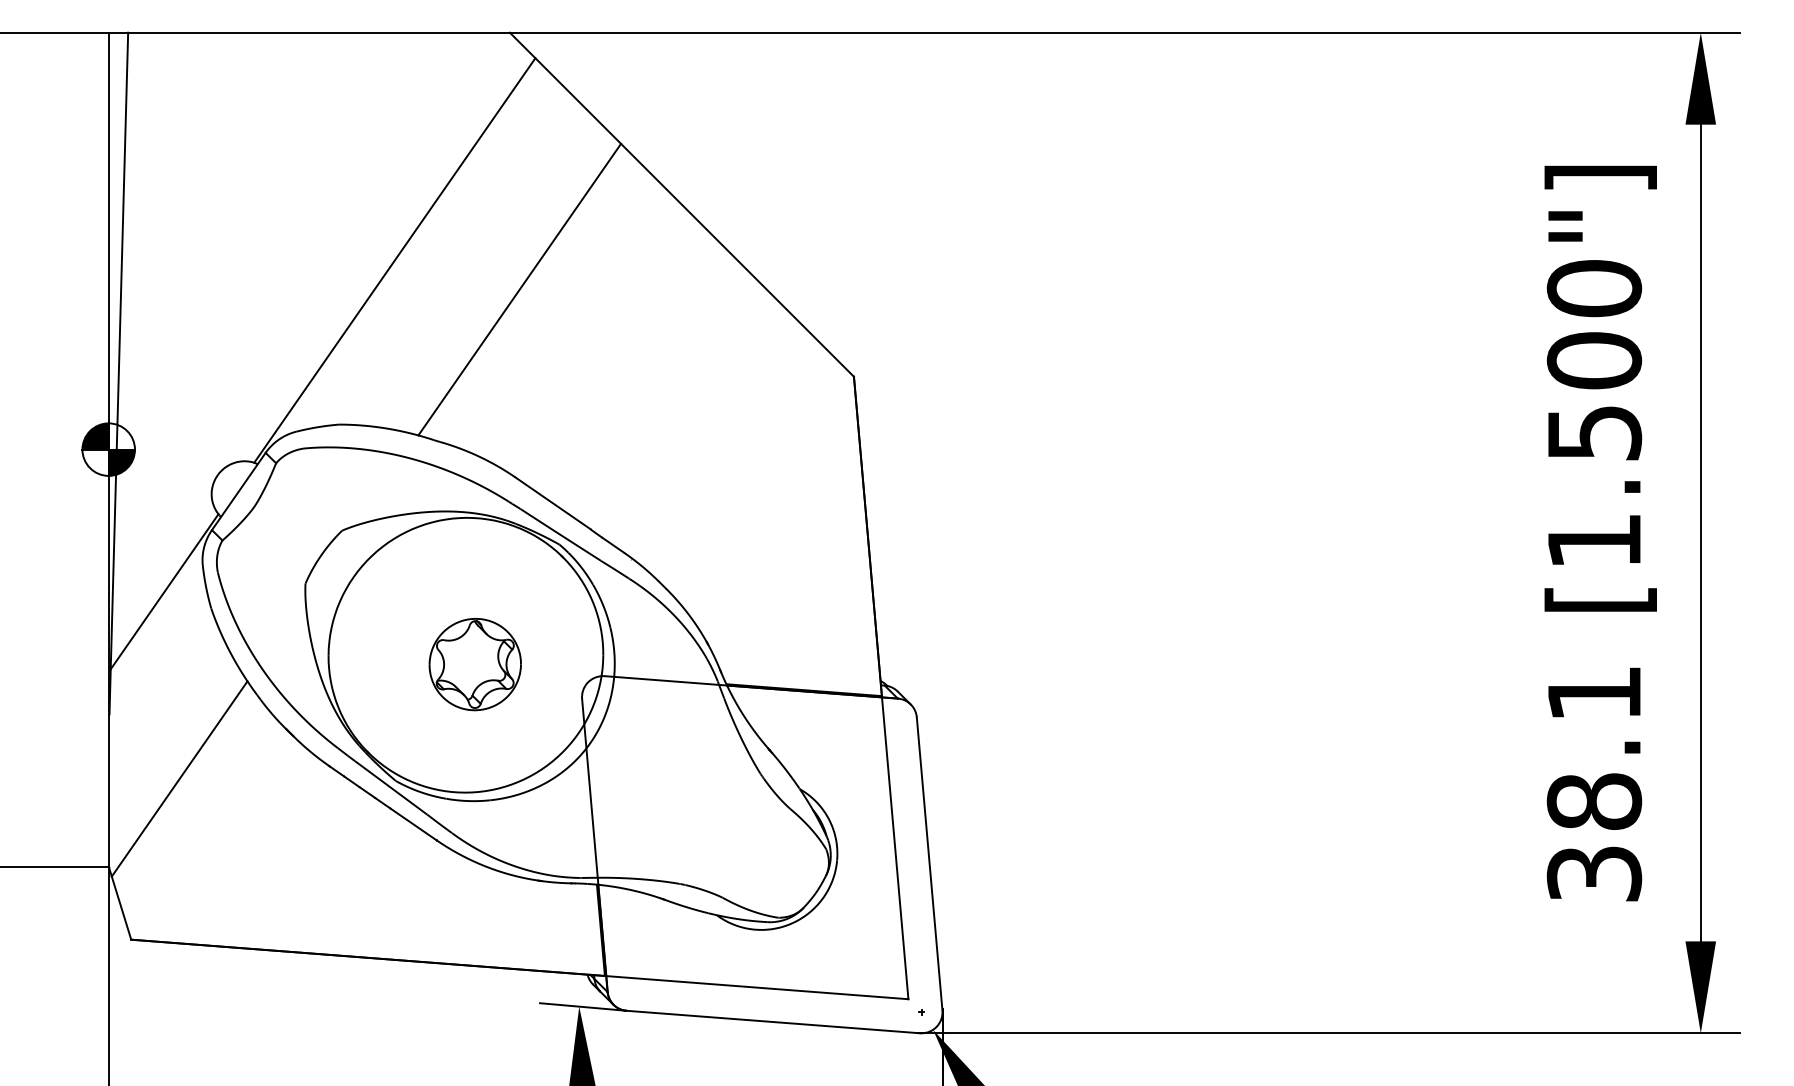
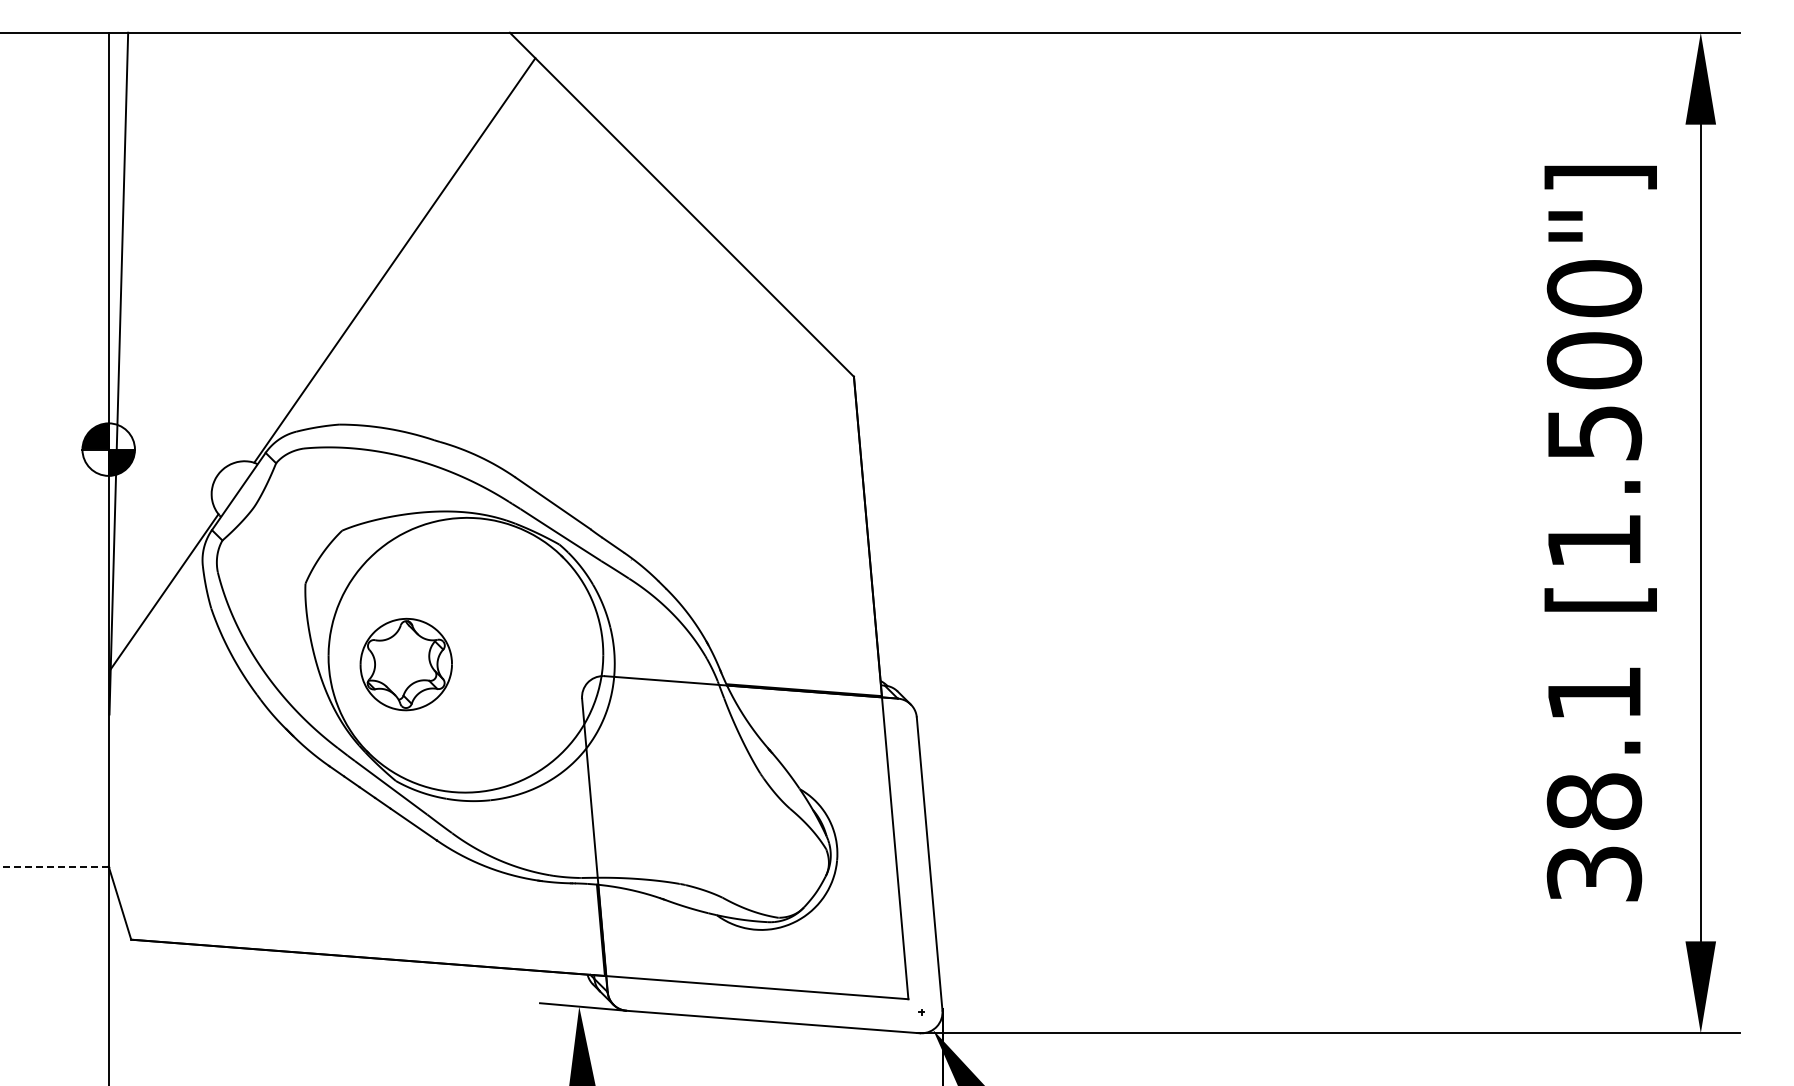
line: present -> none (519, 289)
part position: (474, 664) -> (405, 664) (405, 664)
line: present -> none (179, 778)
line: solid -> dashed (54, 866)
